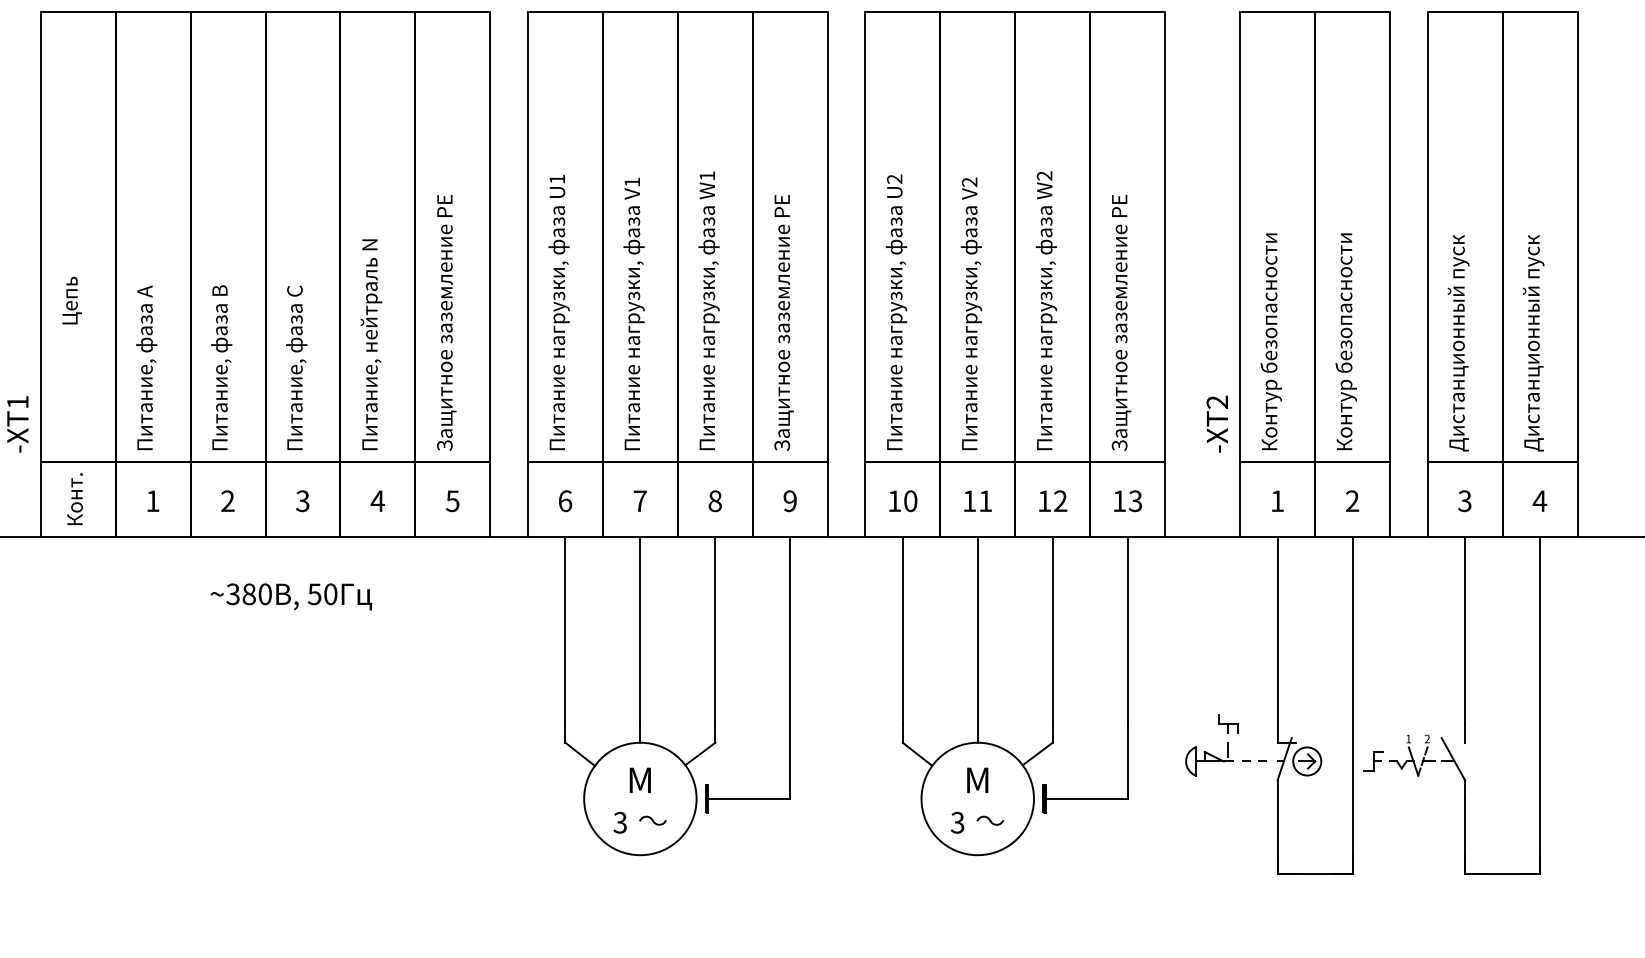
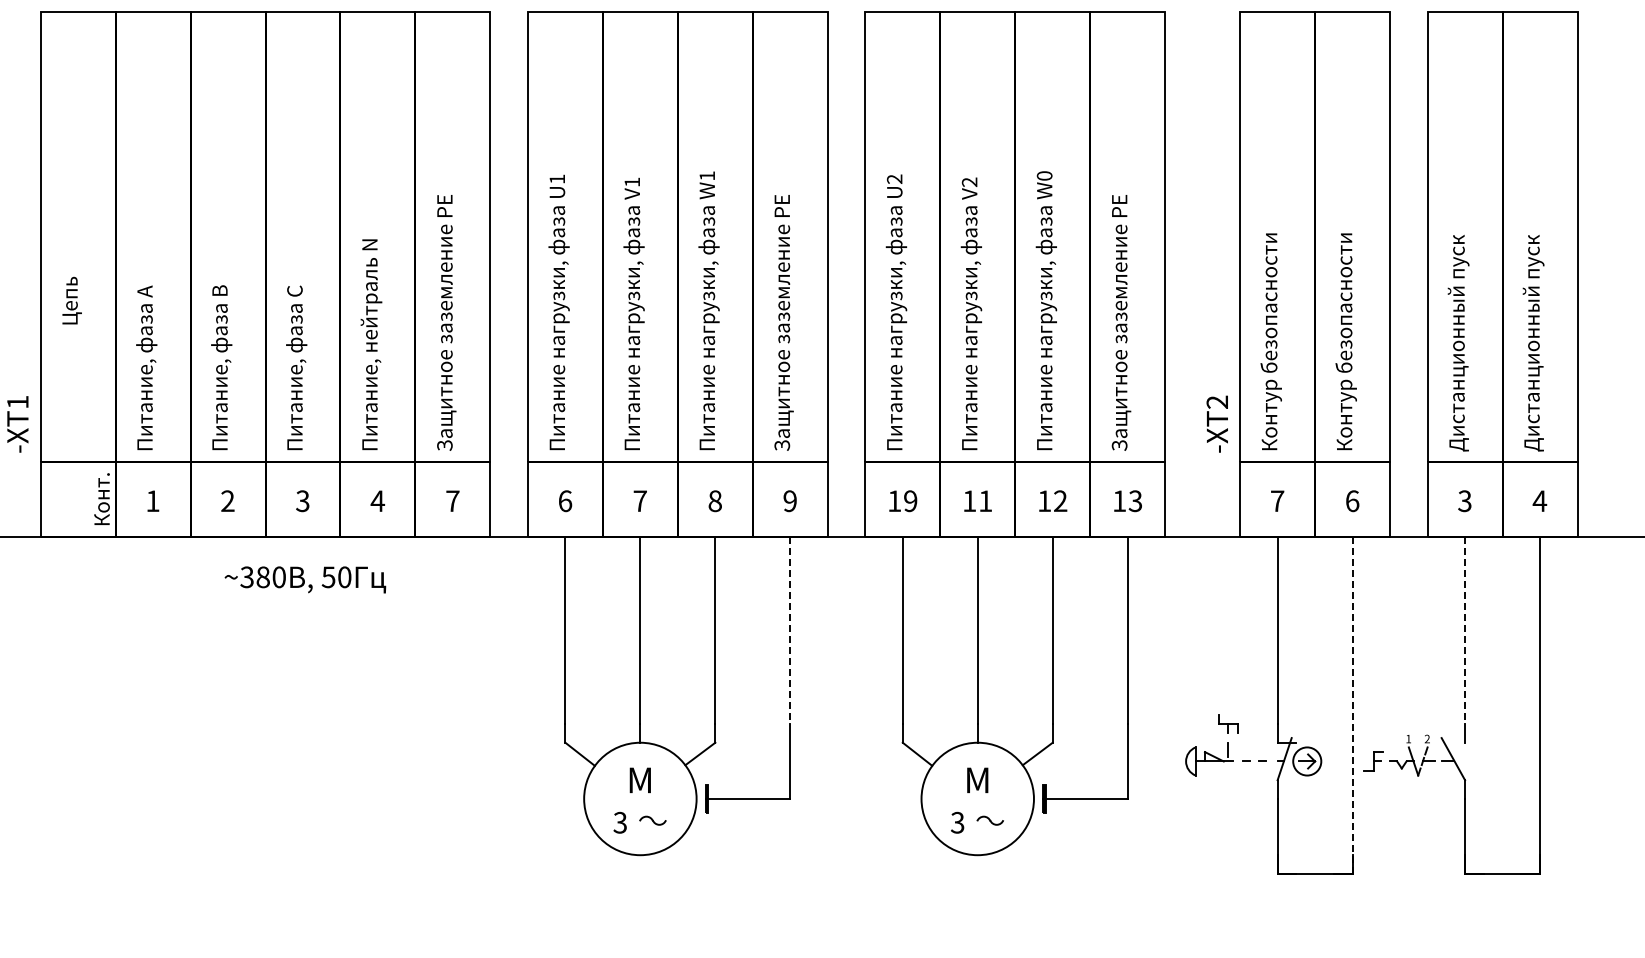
text: W2 -> W0 (1044, 175)
text position: (74, 498) -> (101, 498) (101, 498)
text: 1 -> 7 (1277, 500)
text: 5 -> 7 (452, 501)
text: 10 -> 19 (910, 501)
text: 2 -> 6 (1352, 501)
text position: (291, 596) -> (305, 579) (305, 579)
line: solid -> dashed (790, 630)
line: solid -> dashed (1465, 630)
line: solid -> dashed (1352, 705)
